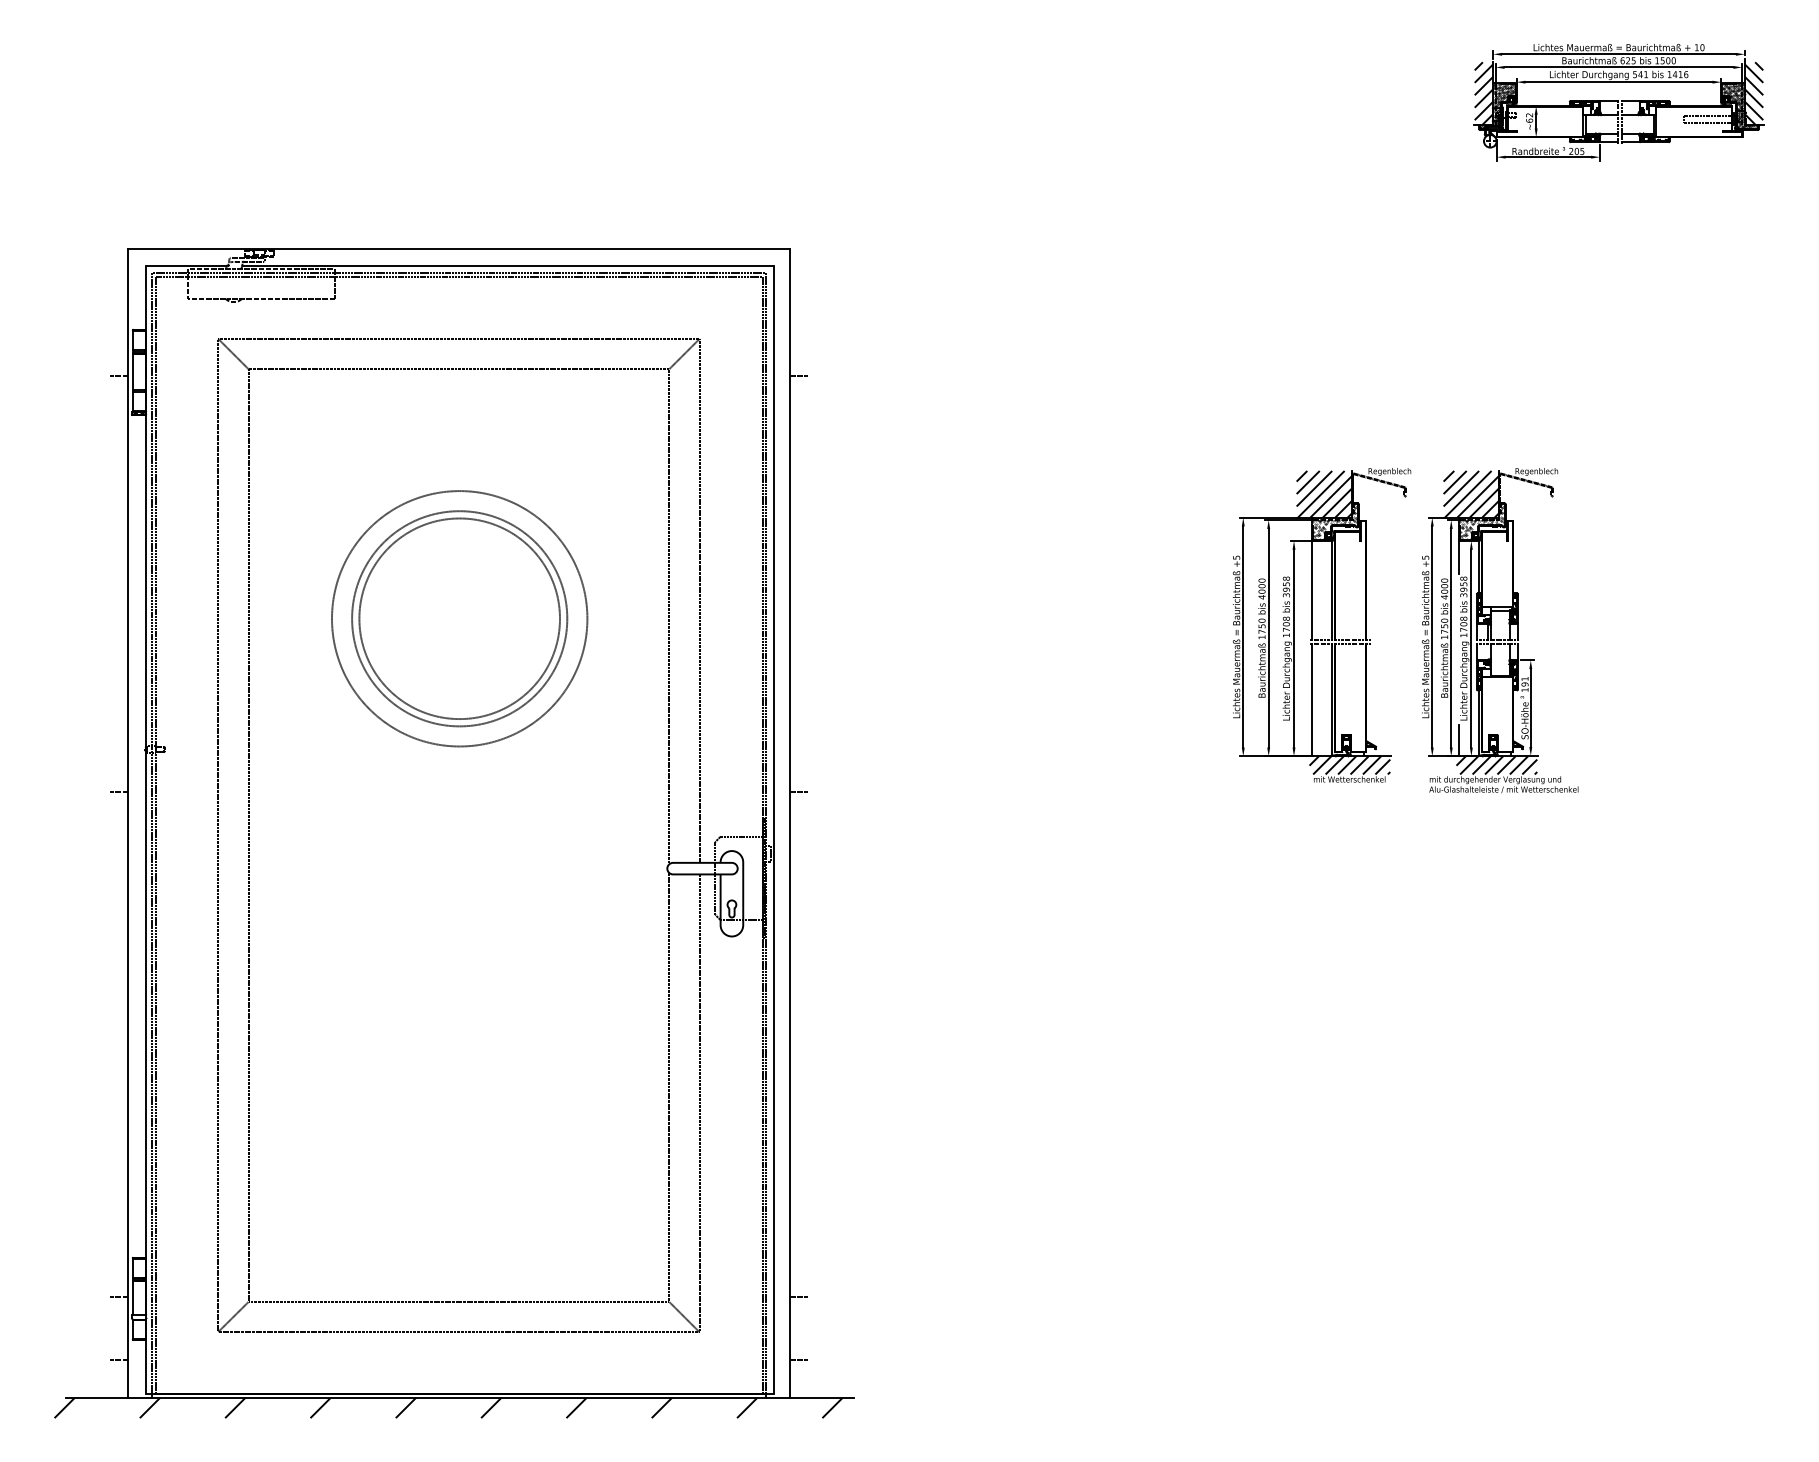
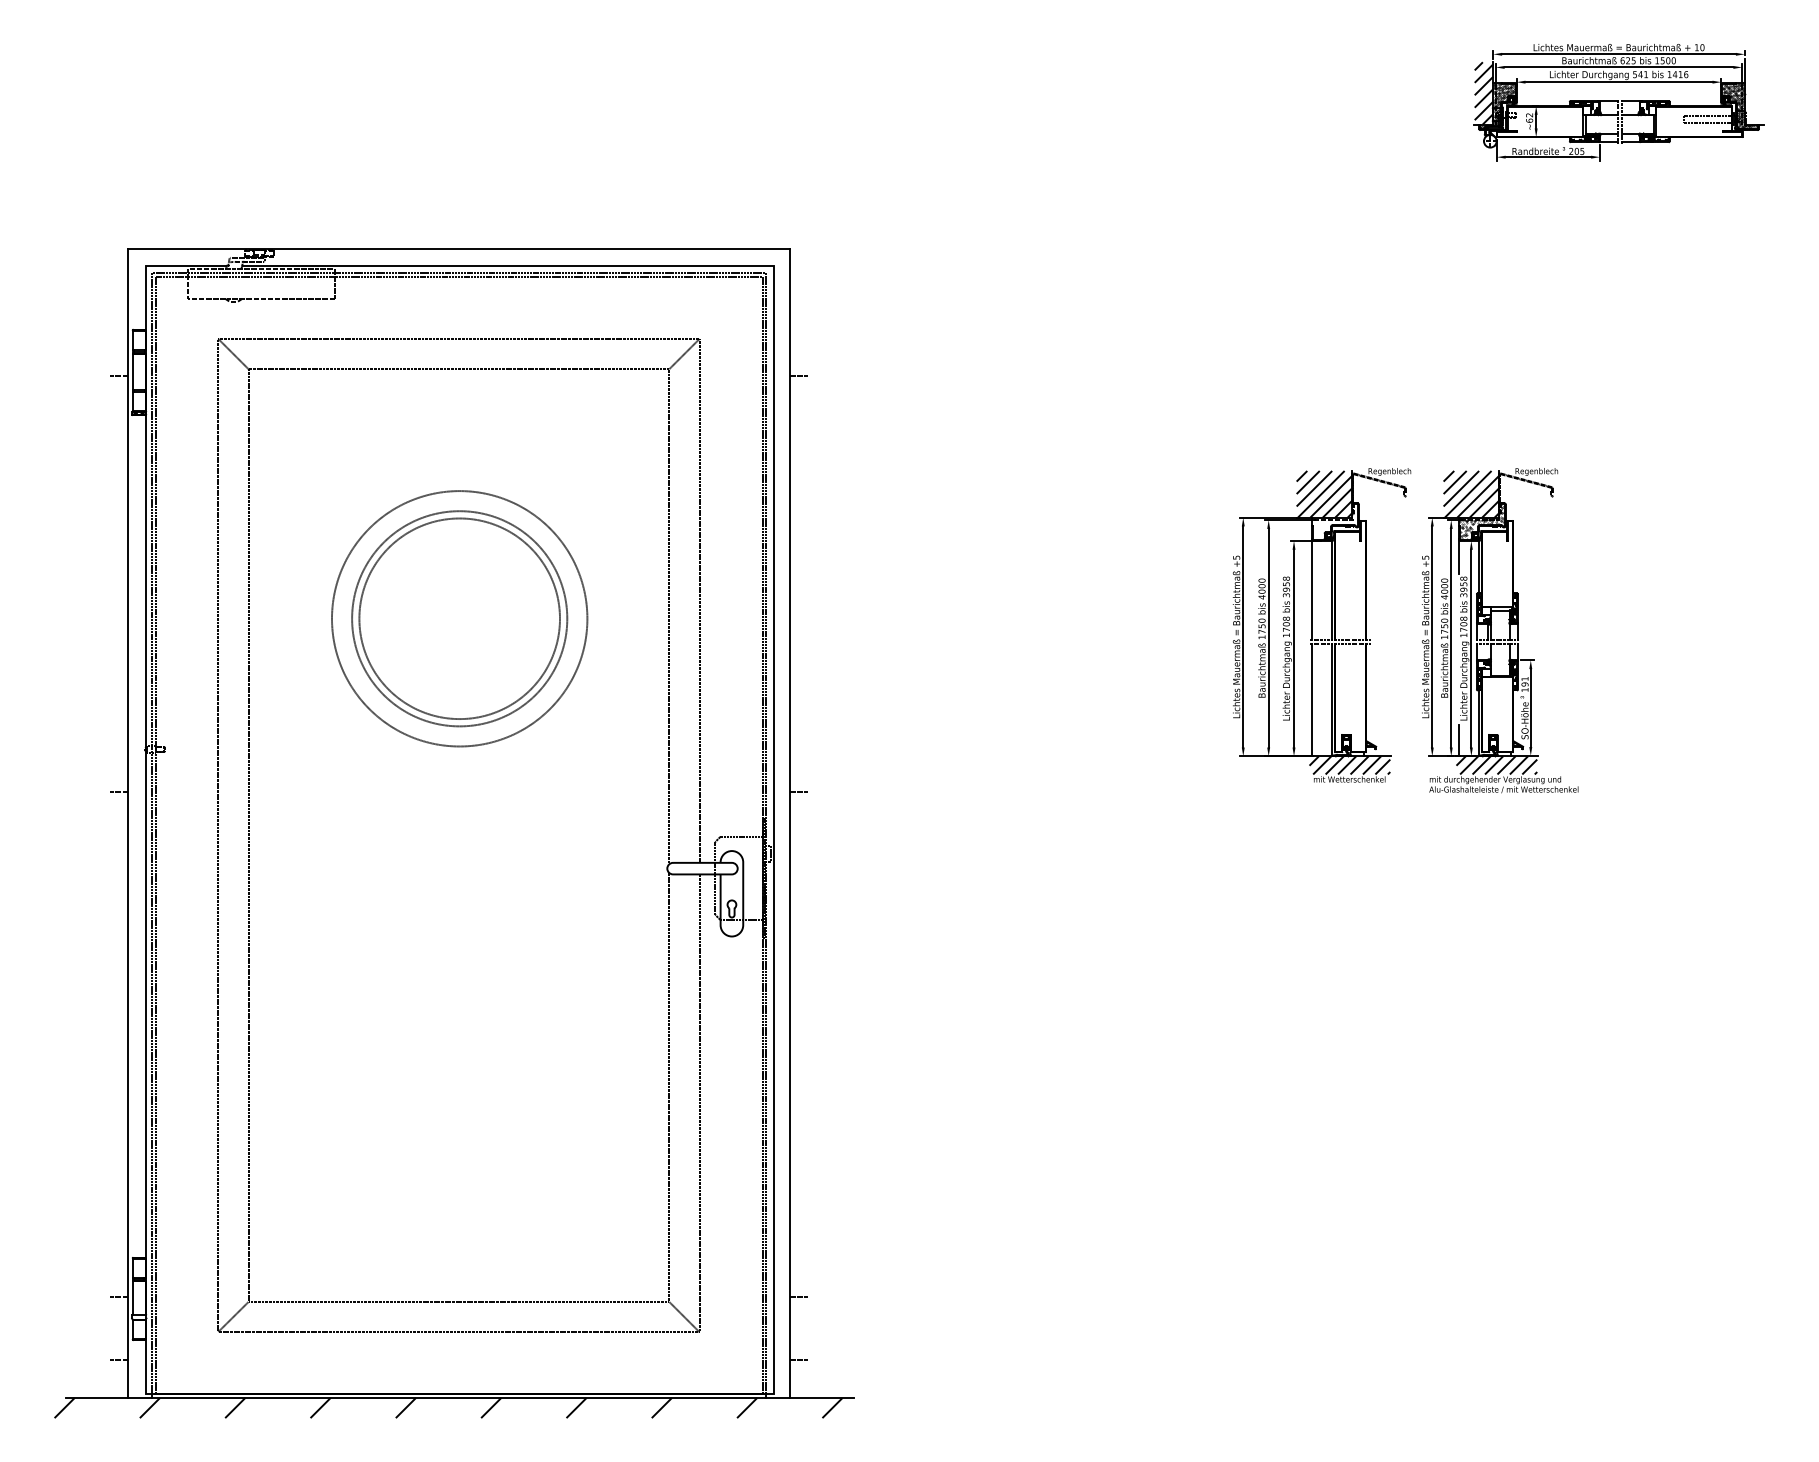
hatch: present -> none (1753, 93)
hatch: present -> none (1335, 521)
